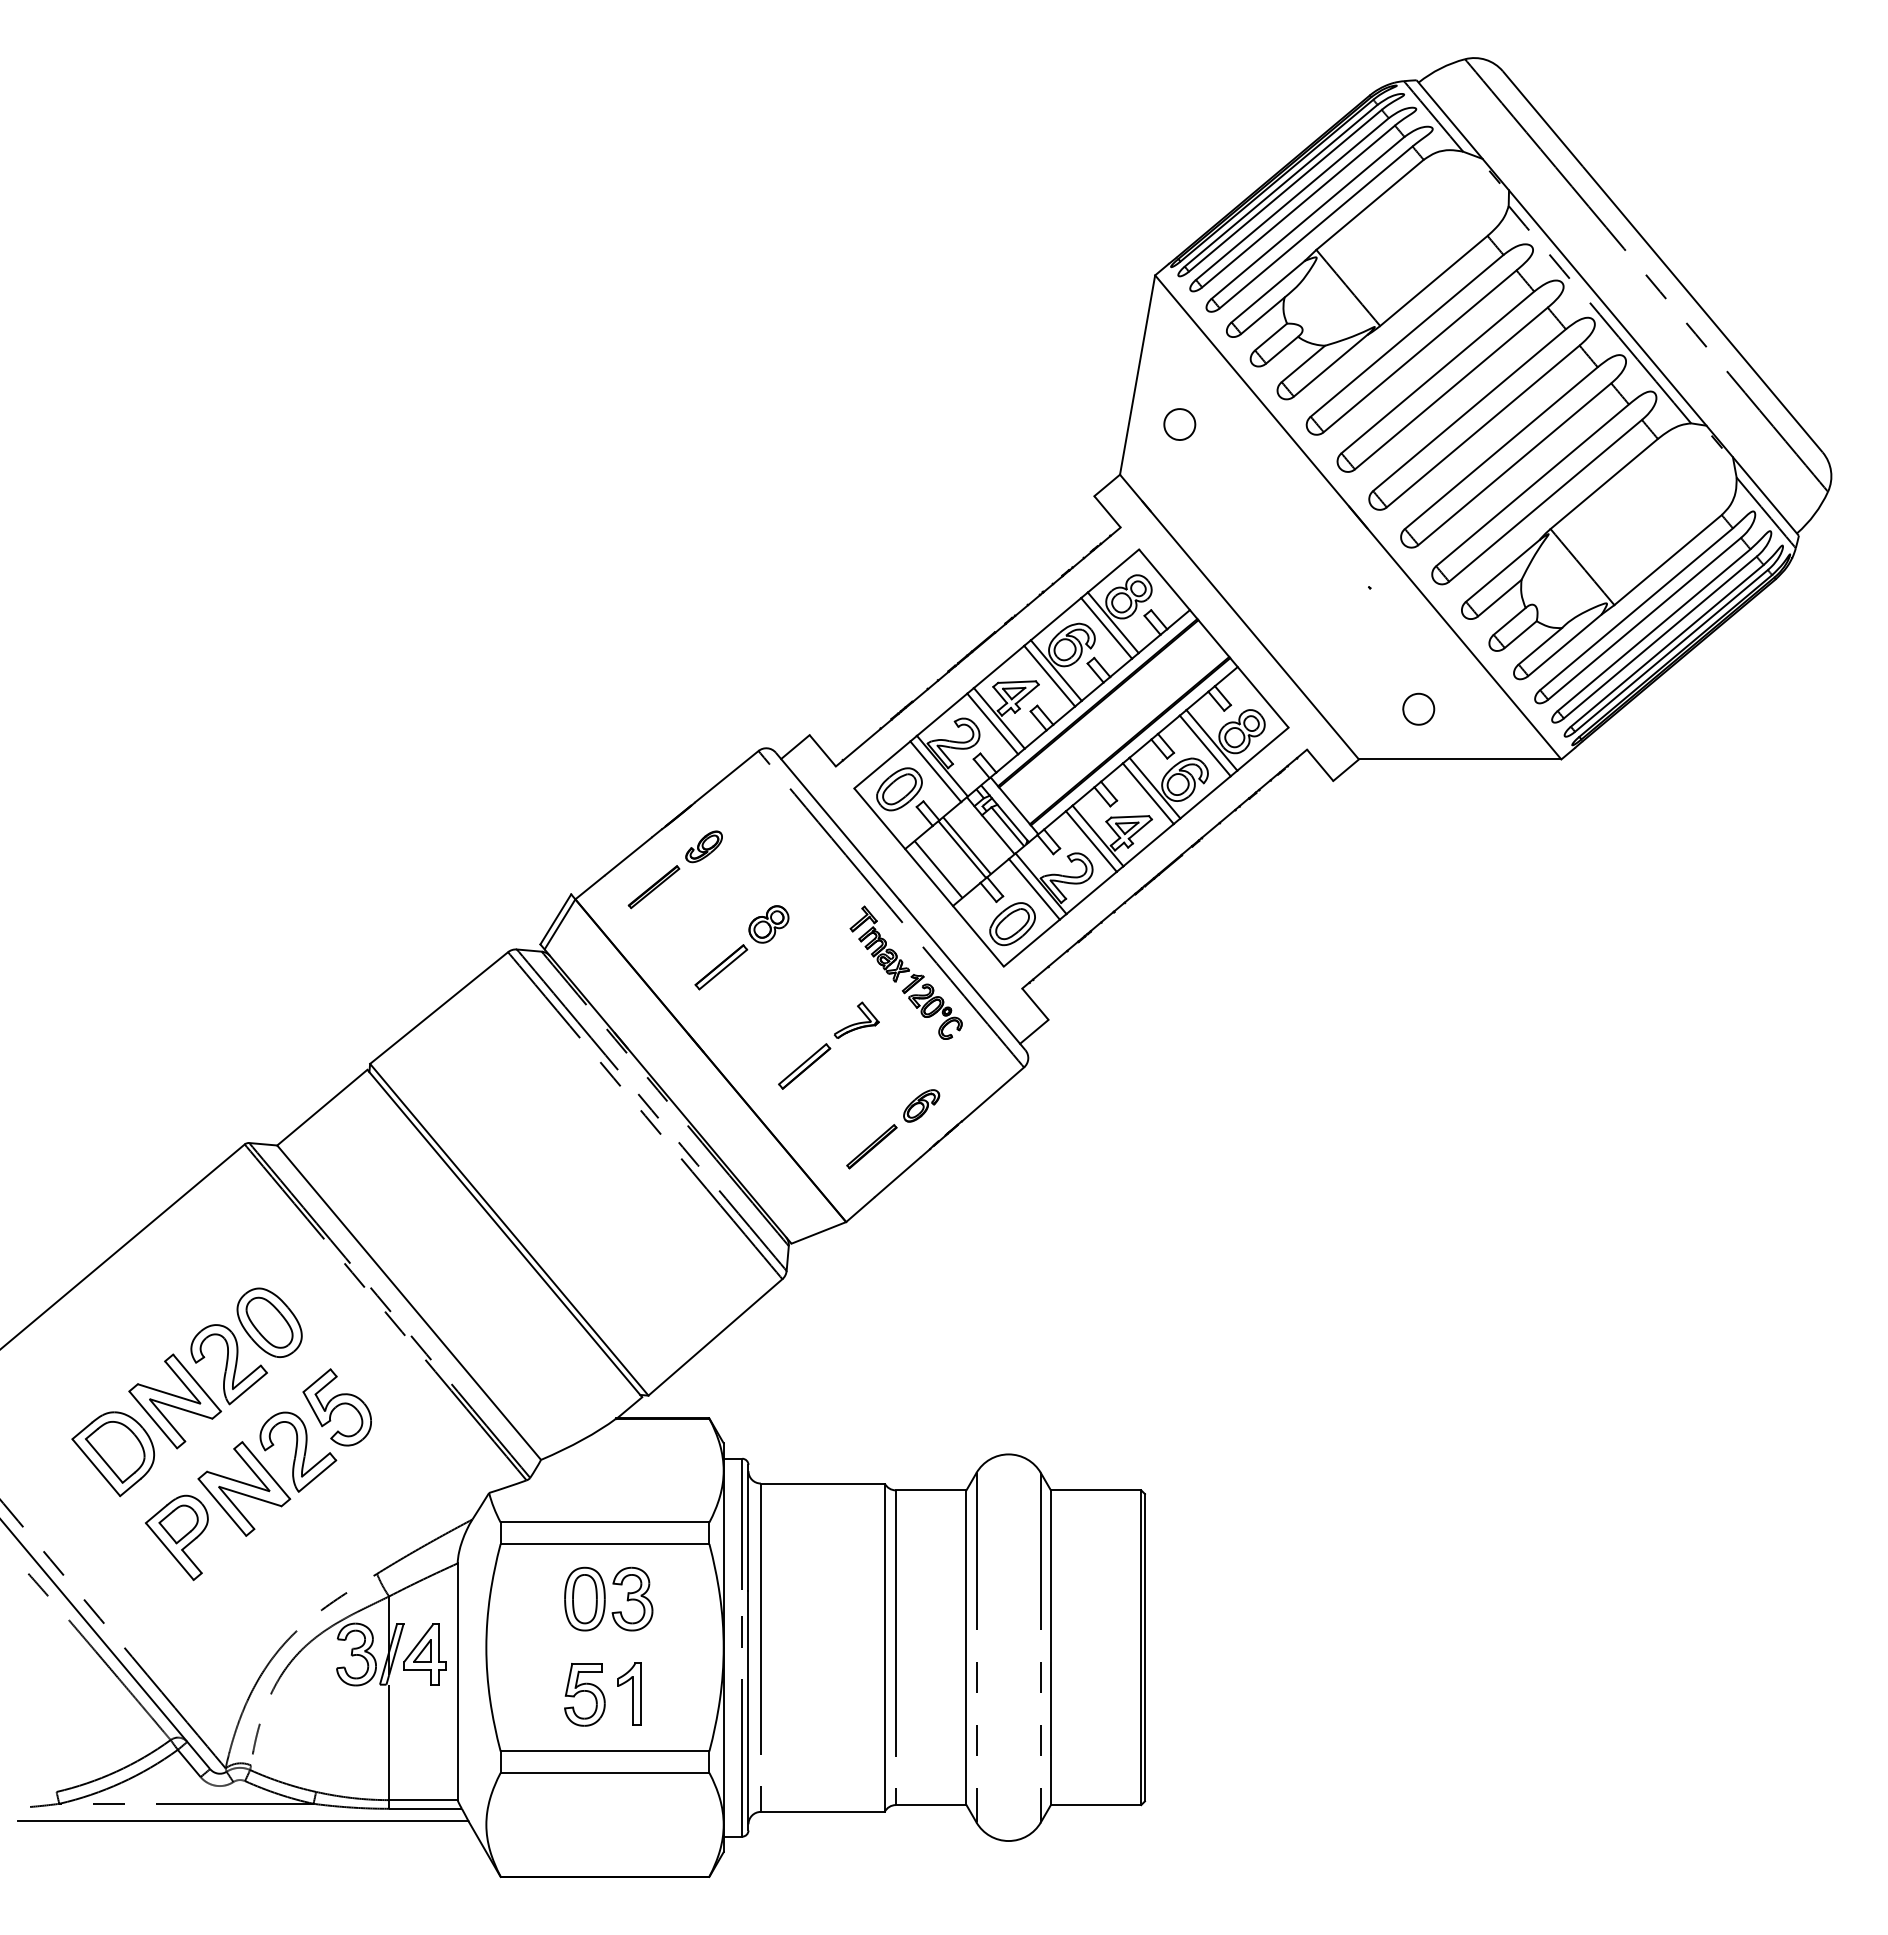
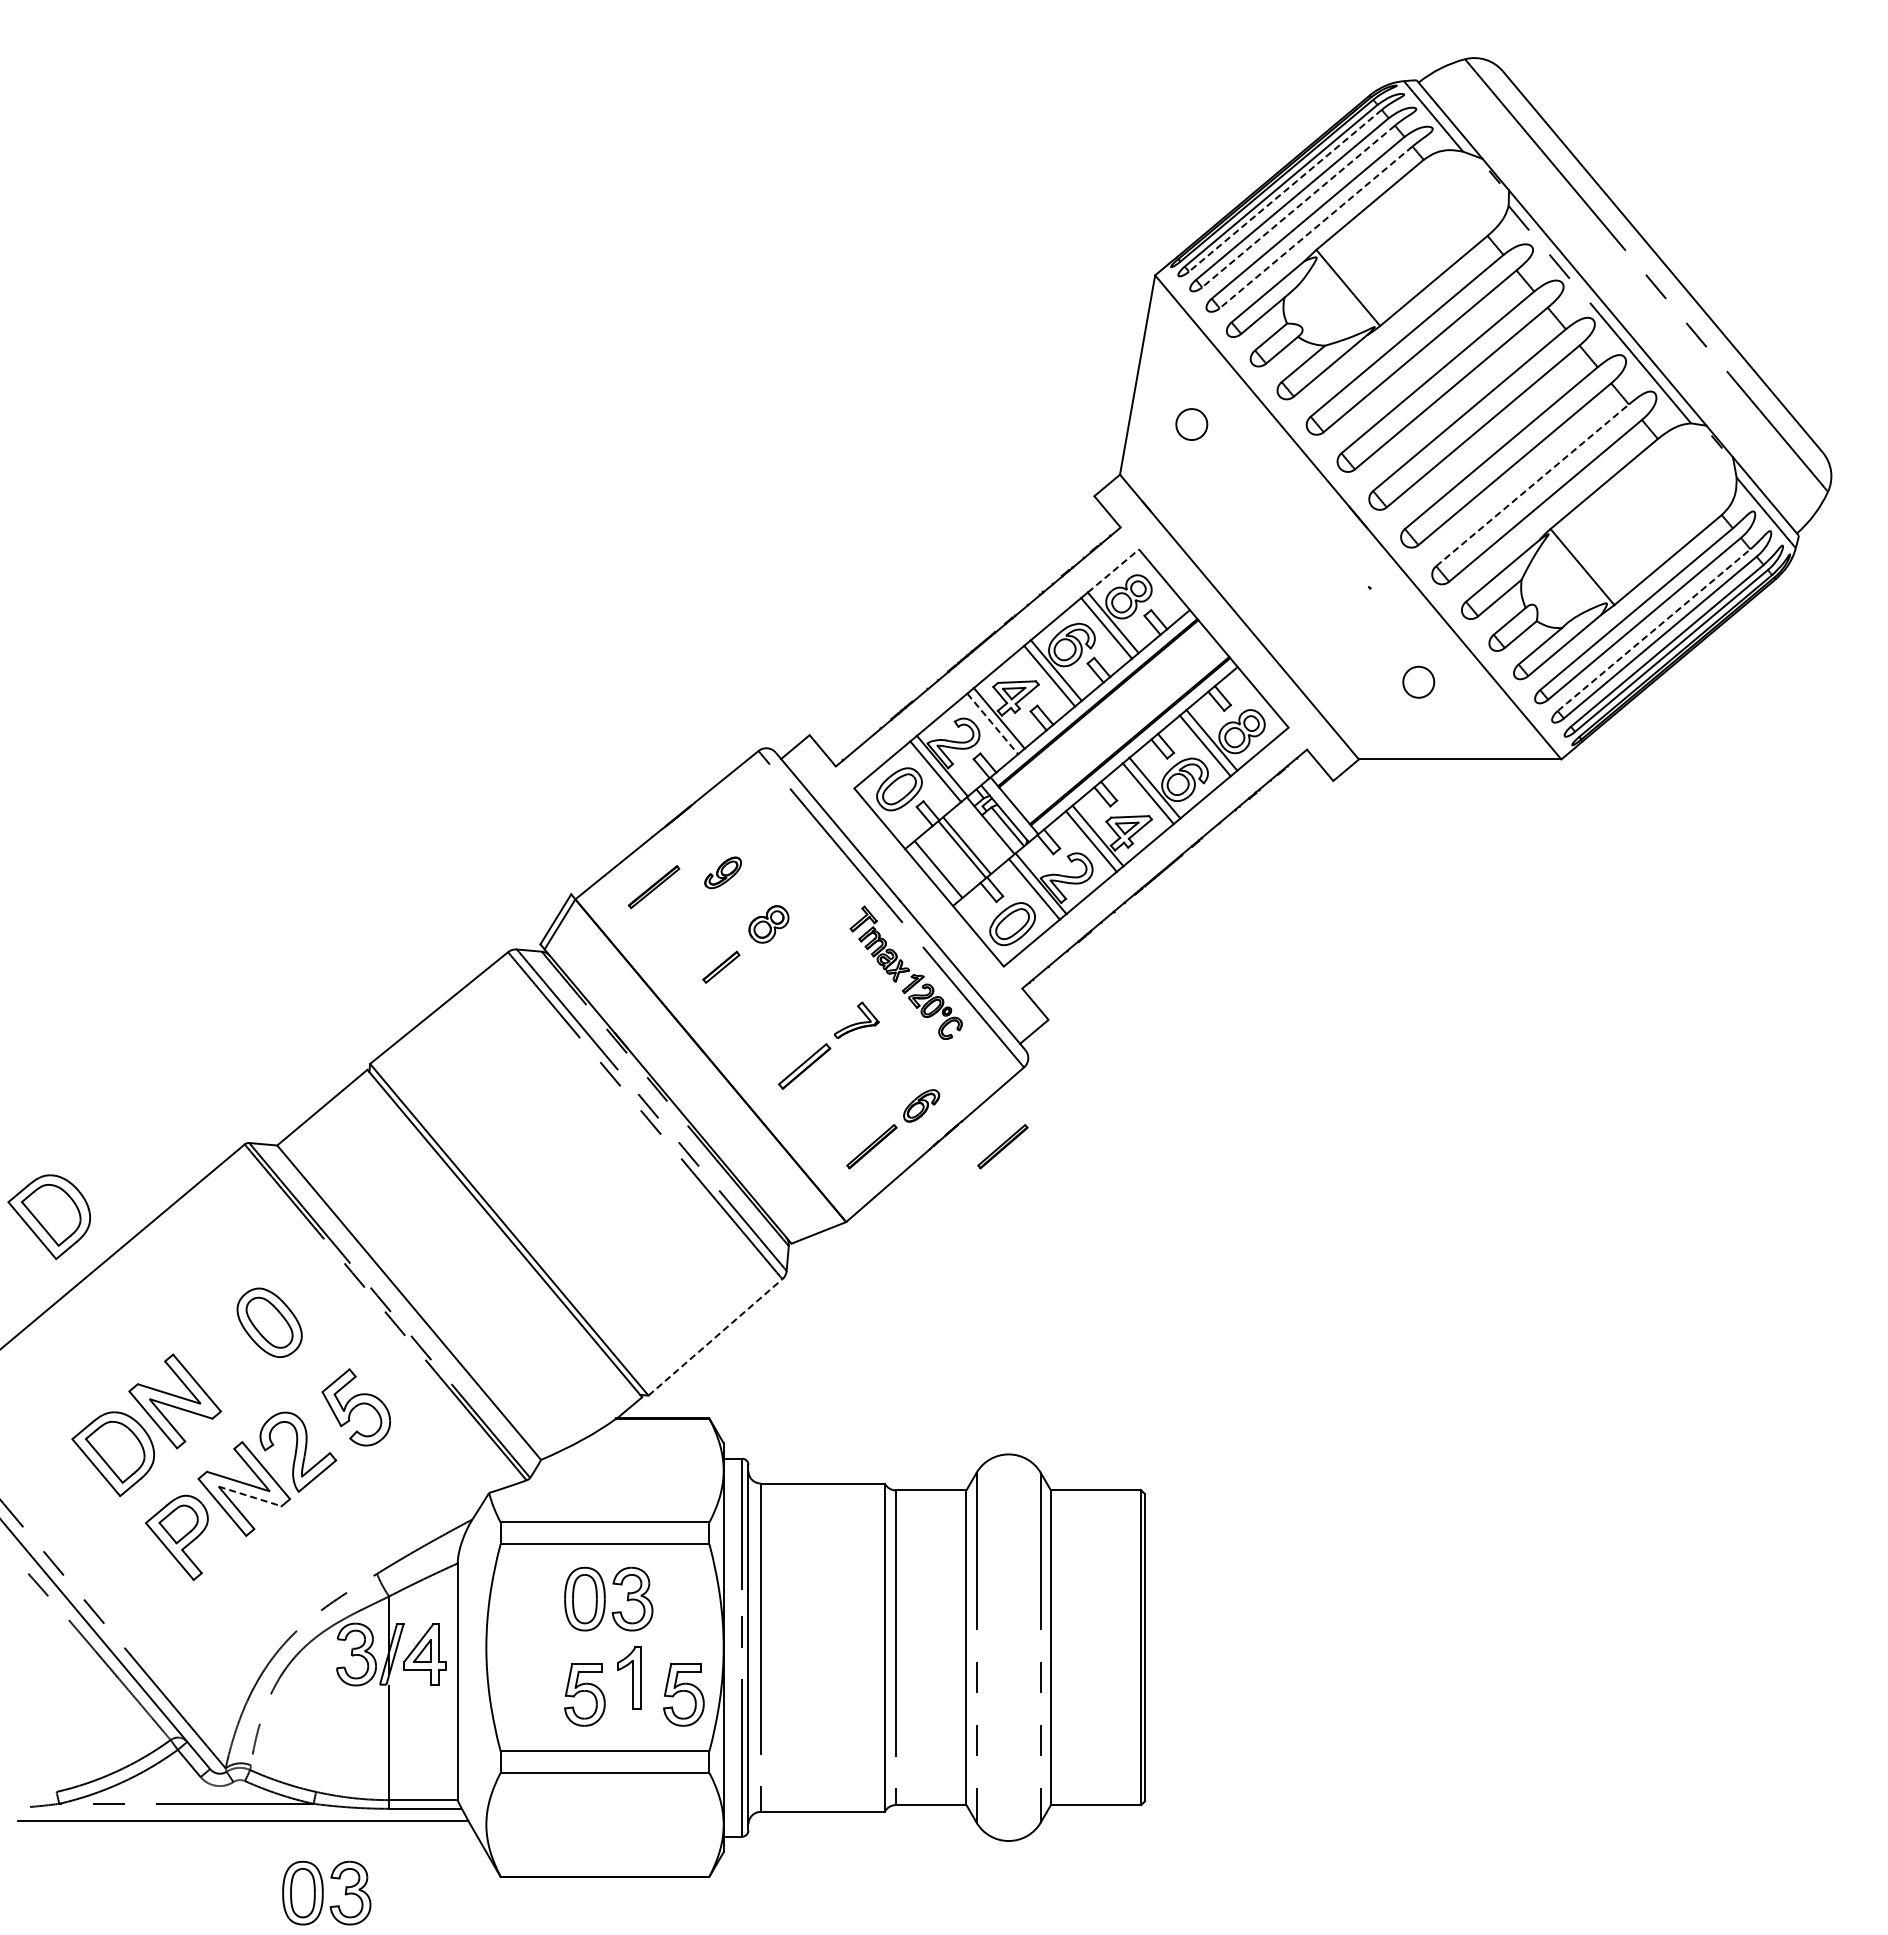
line: solid -> dashed (1285, 190)
line: solid -> dashed (1298, 206)
line: solid -> dashed (1316, 227)
part position: (1179, 424) -> (1191, 424) (1191, 424)
line: solid -> dashed (1532, 485)
line: solid -> dashed (1113, 570)
line: solid -> dashed (1654, 630)
part position: (1418, 708) -> (1418, 681) (1418, 681)
line: solid -> dashed (992, 723)
part position: (703, 846) -> (722, 872) (722, 872)
part size: 55x47 px -> 39x34 px (721, 966)
part: none -> present (1002, 1146)
part: none -> present (48, 1217)
line: solid -> dashed (715, 1337)
part: present -> none (228, 1364)
part position: (336, 1407) -> (355, 1407) (355, 1407)
line: solid -> dashed (249, 1496)
part position: (629, 1693) -> (629, 1677) (629, 1677)
part: none -> present (683, 1694)
part: none -> present (326, 1892)
